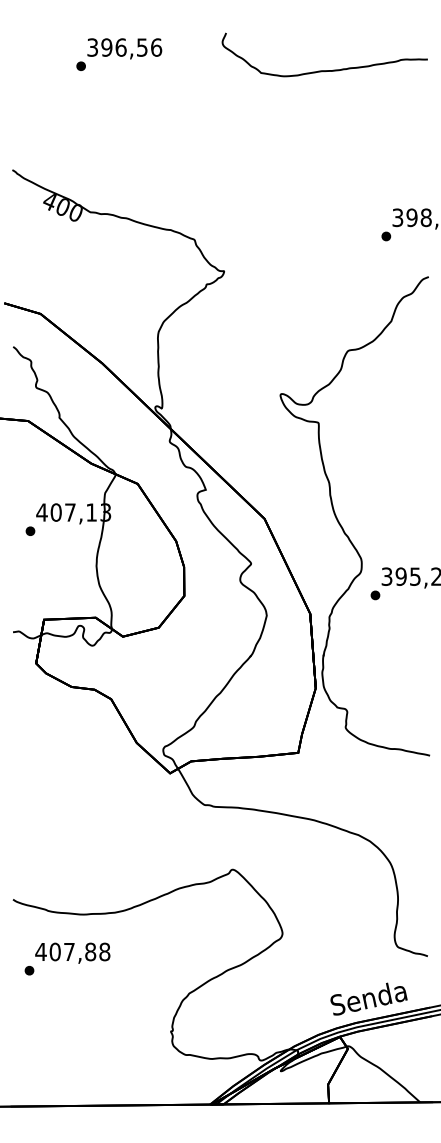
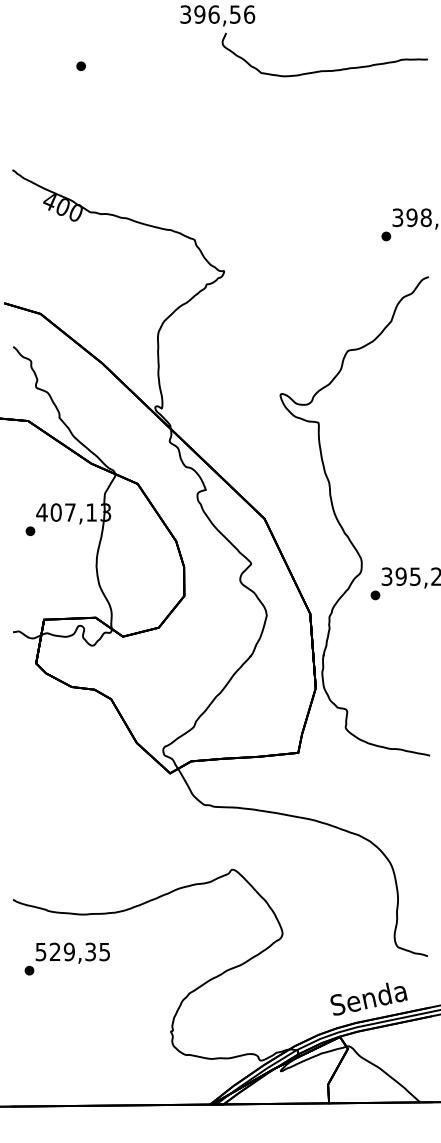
text position: (124, 48) -> (217, 15) (217, 15)
text: 407,88 -> 529,35 (72, 951)
